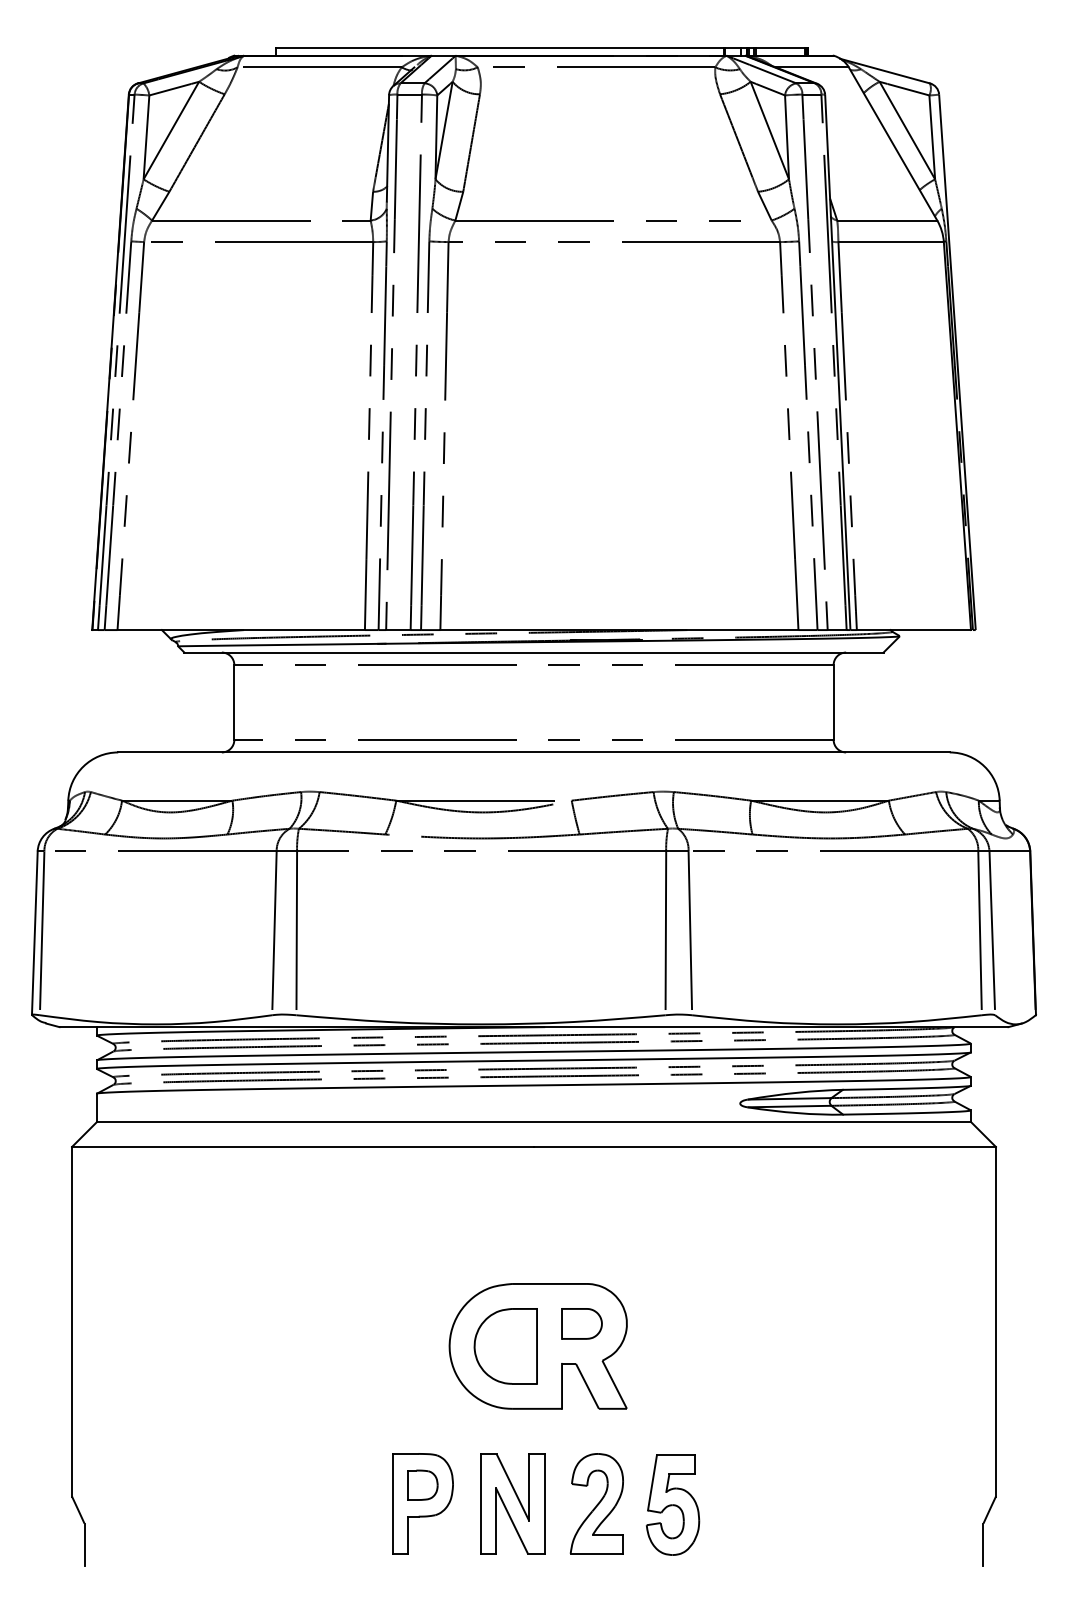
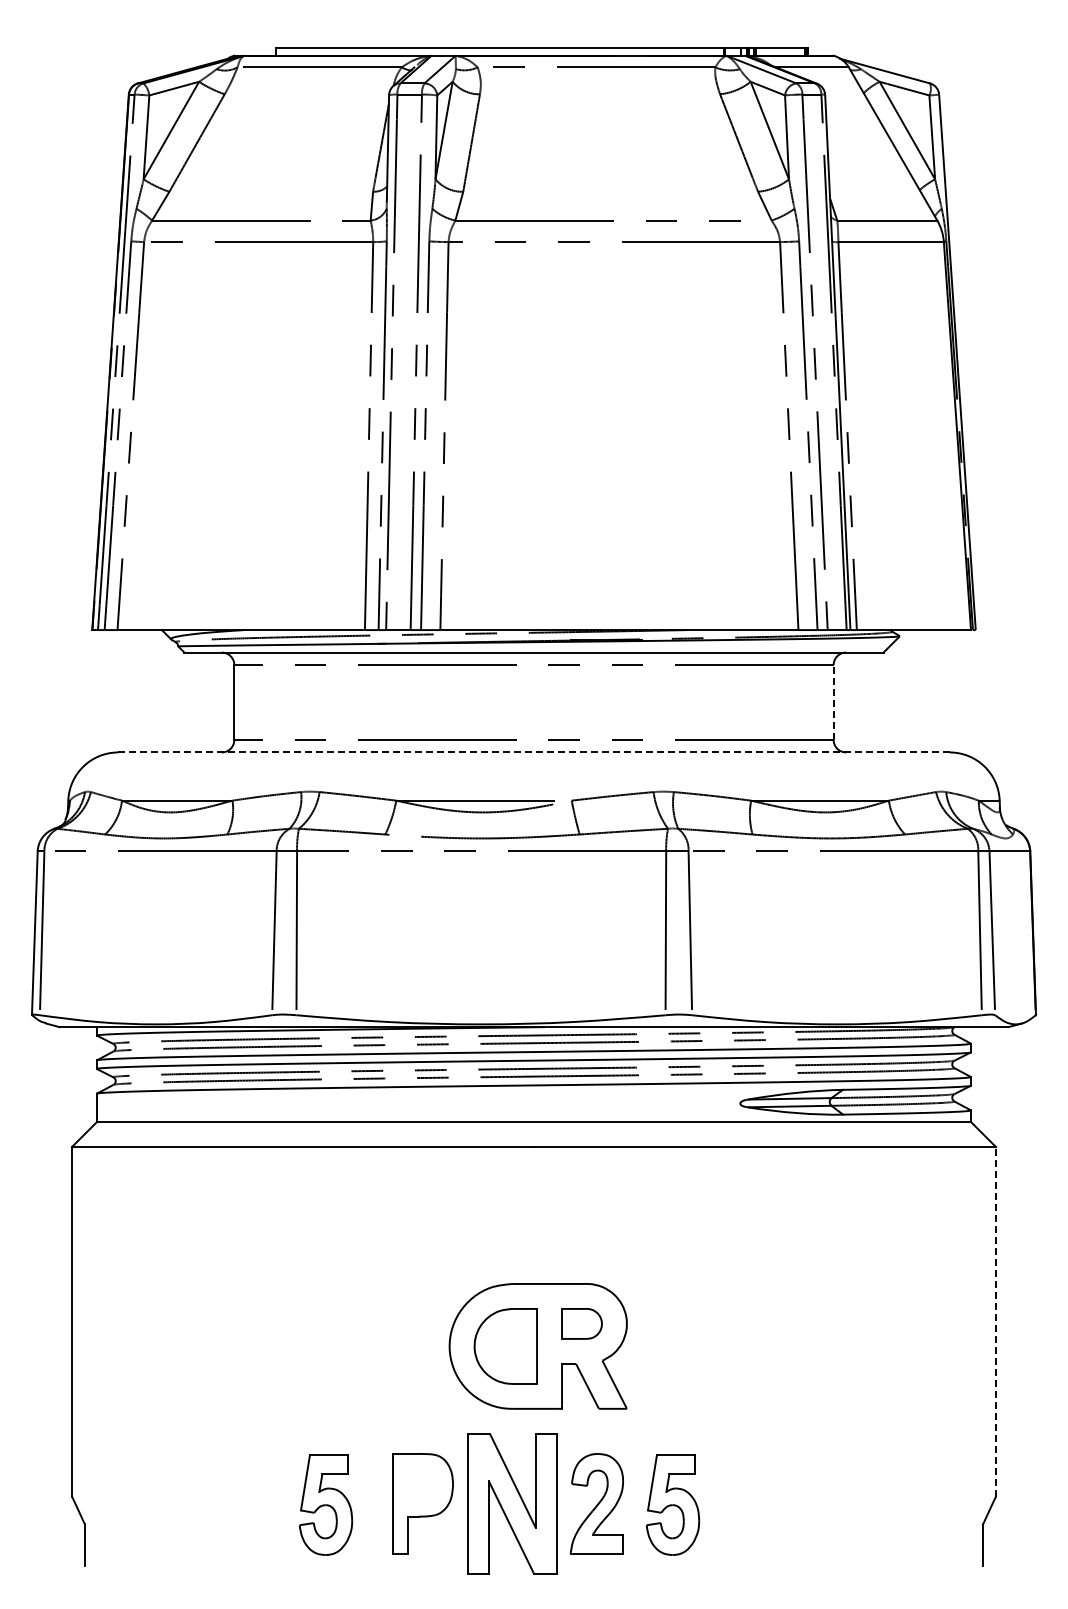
line: solid -> dashed (833, 702)
line: solid -> dashed (534, 752)
line: solid -> dashed (995, 1321)
part: present -> none (422, 1484)
part size: 66x102 px -> 91x142 px (512, 1503)
part: none -> present (325, 1504)
